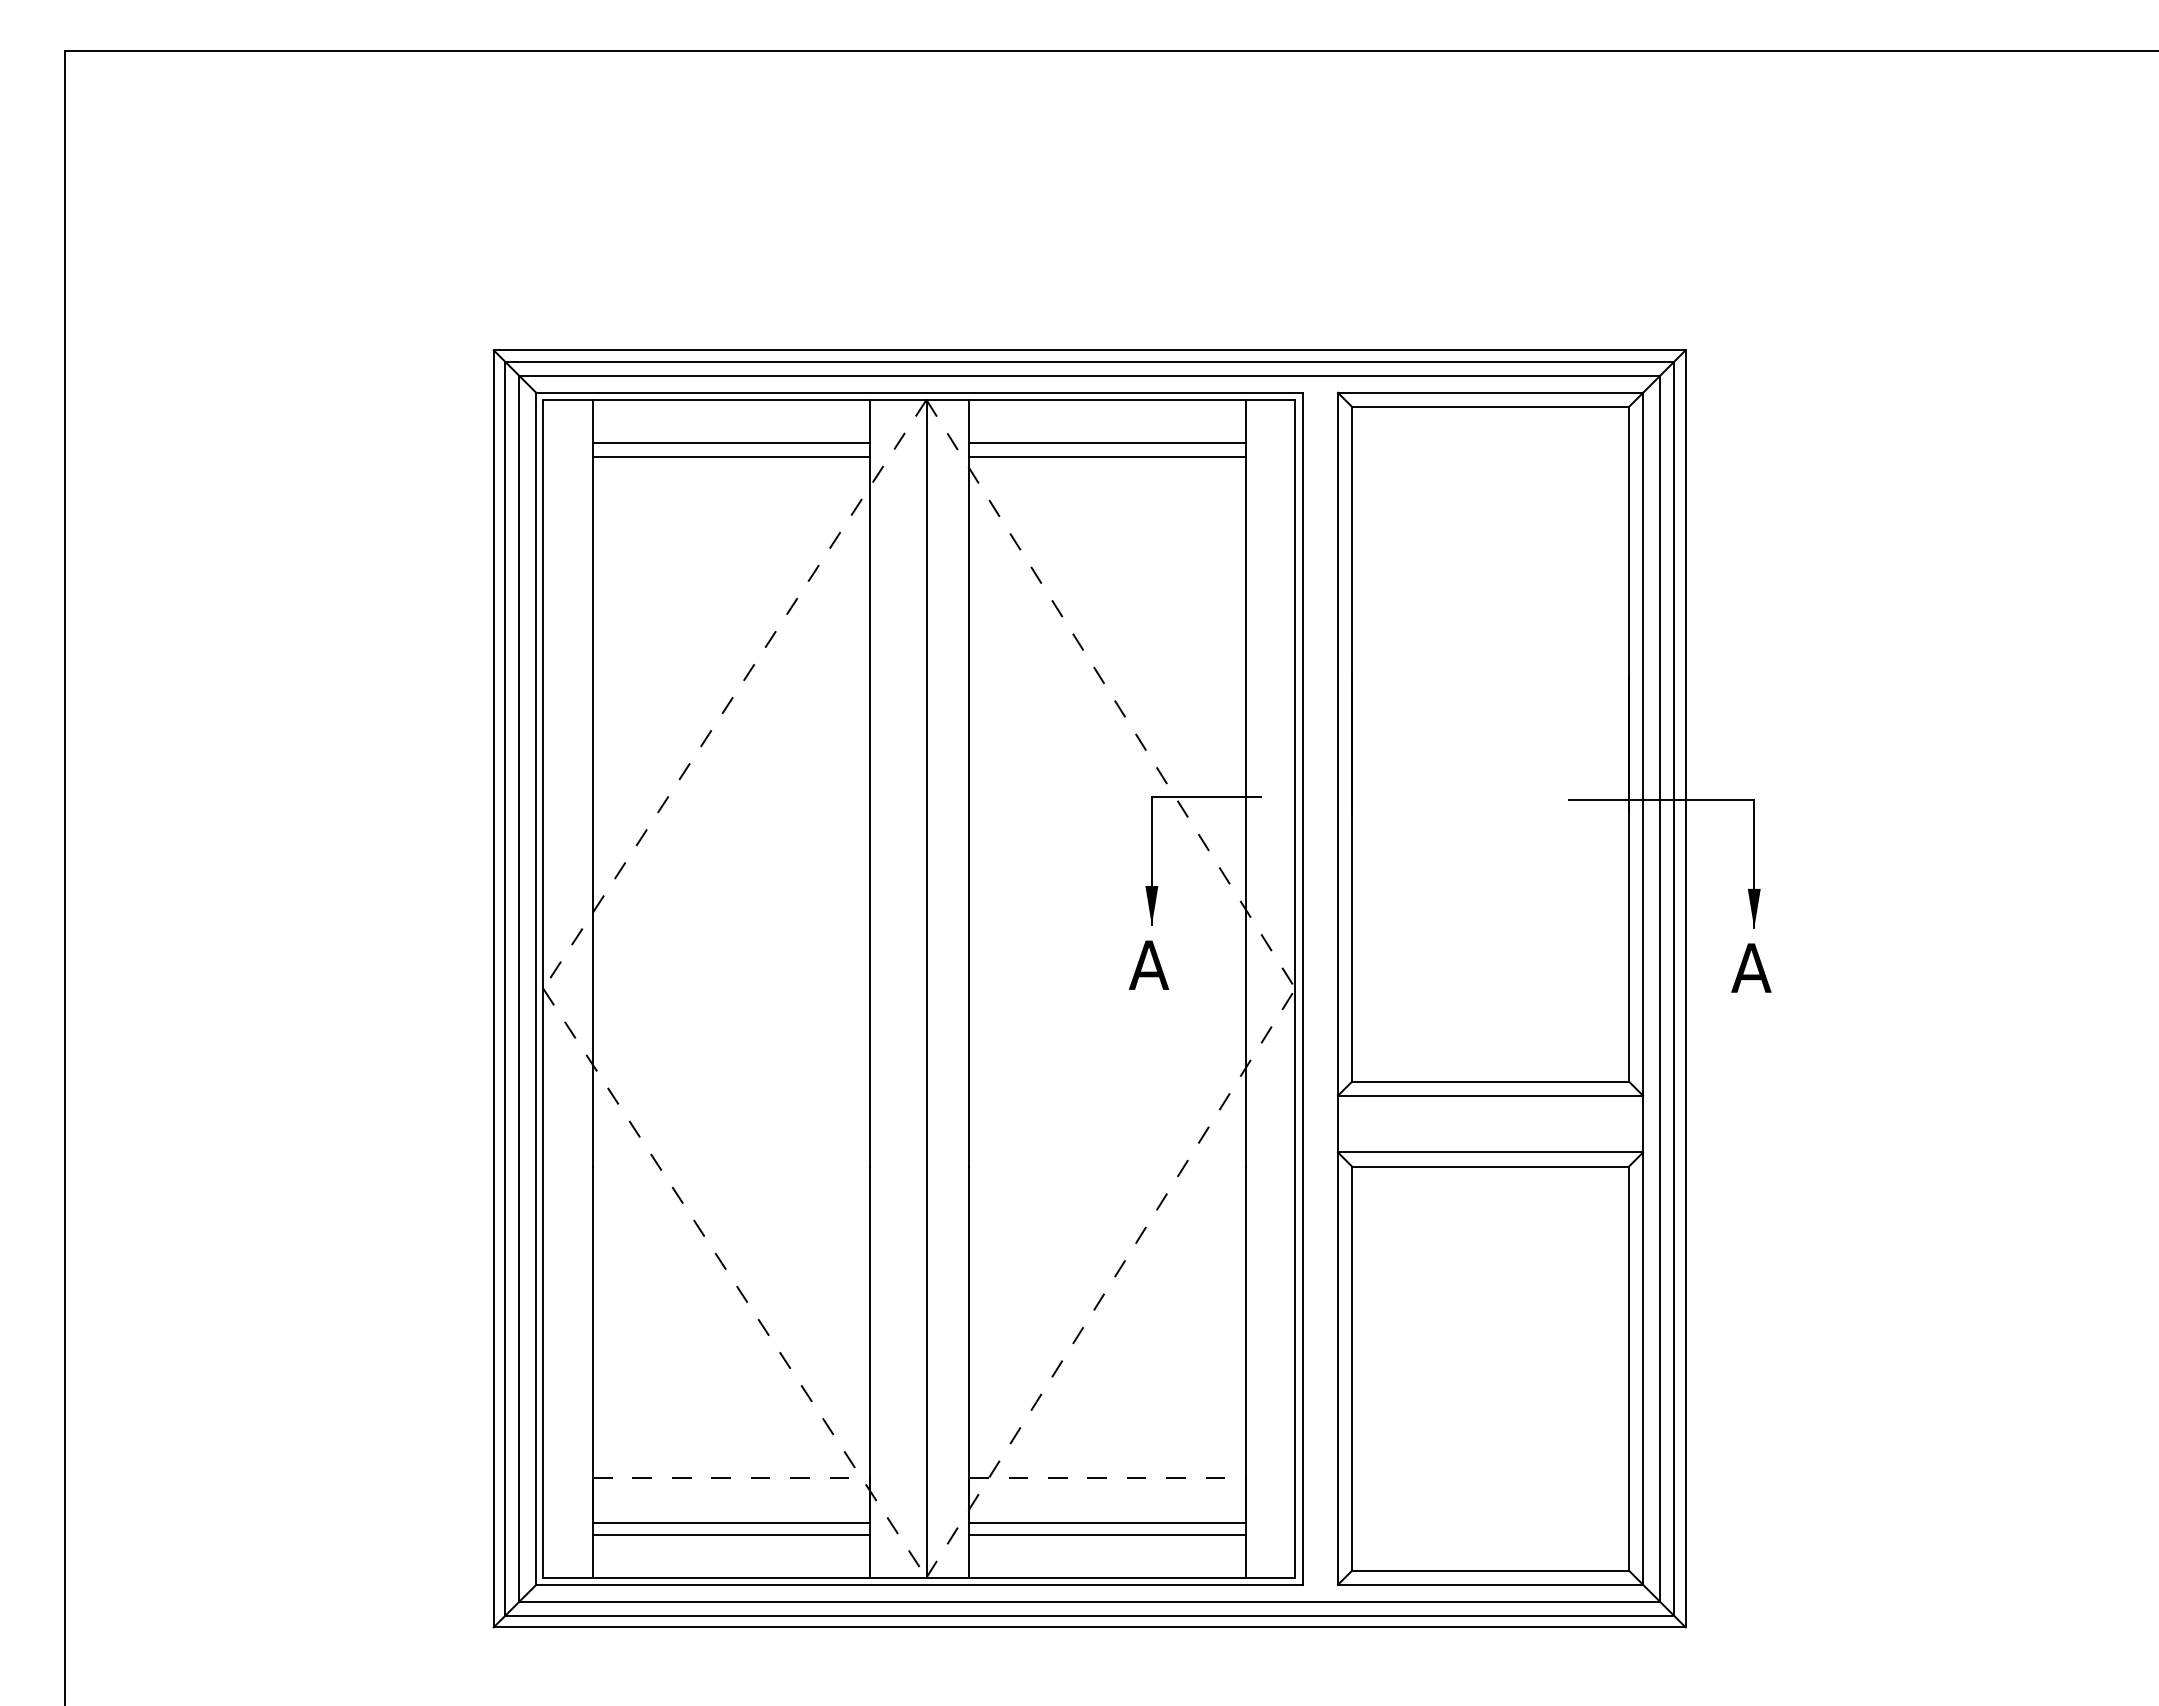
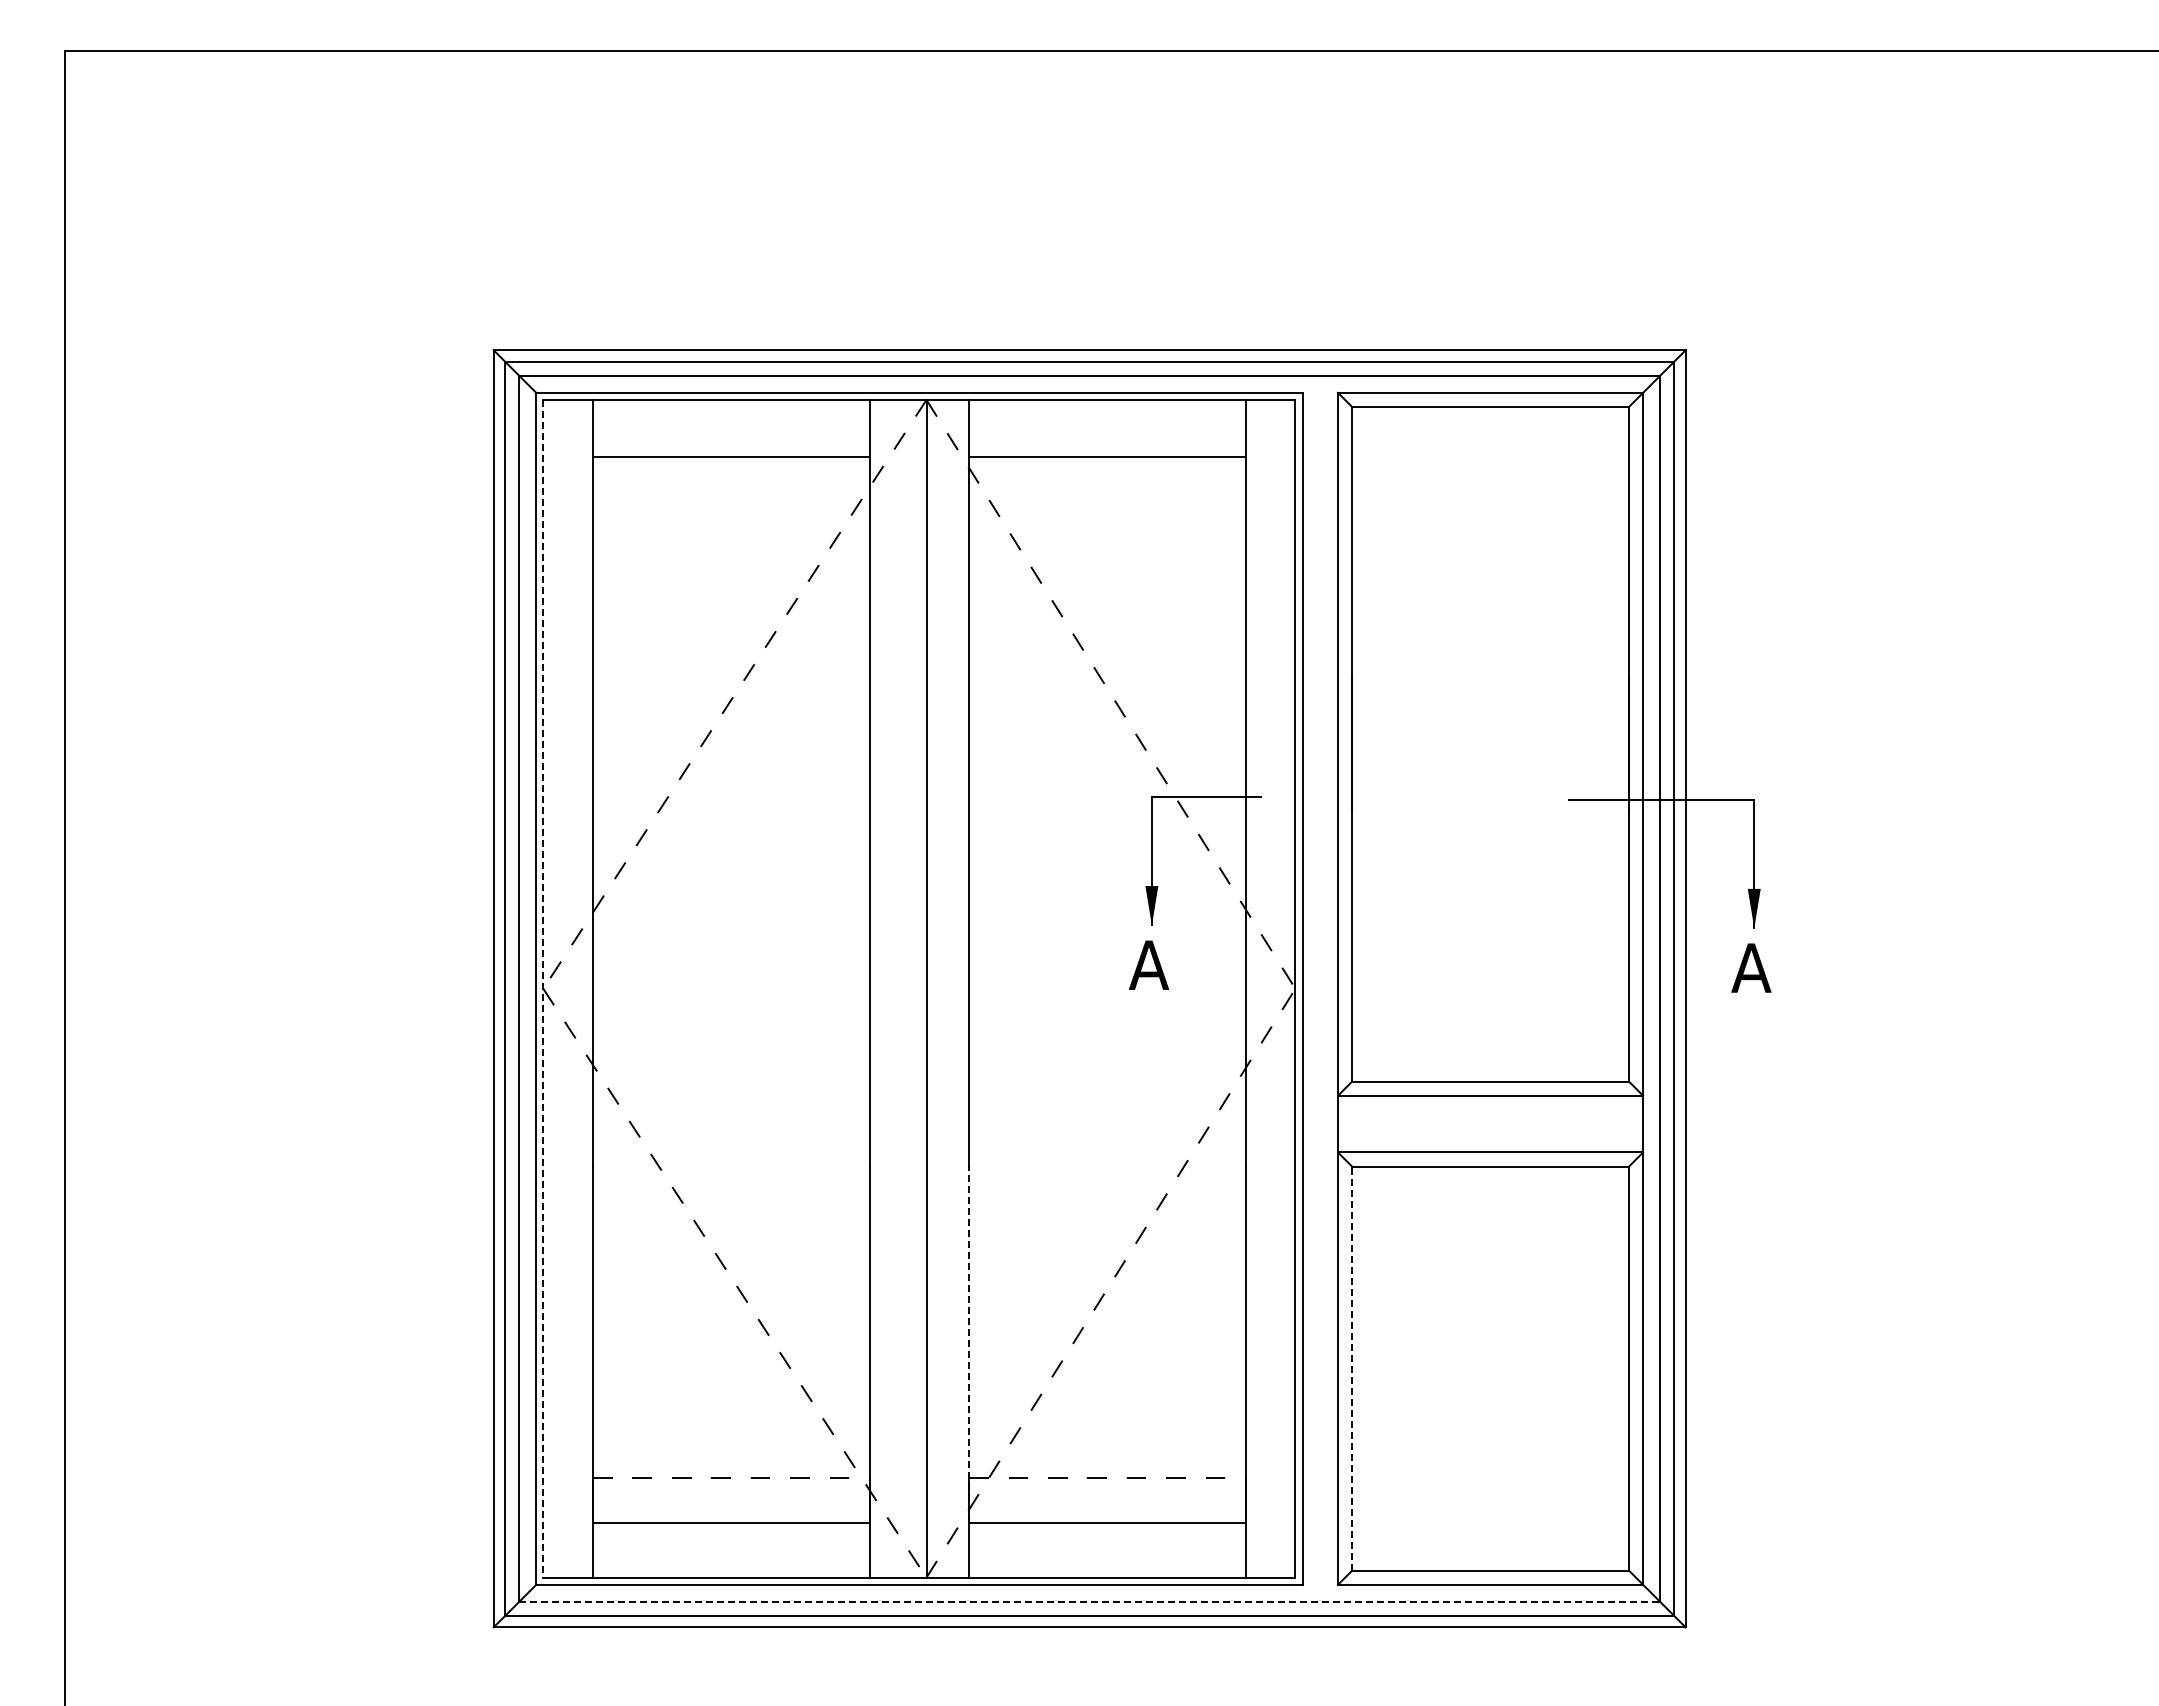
line: present -> none (731, 442)
line: present -> none (1107, 442)
line: solid -> dashed (543, 988)
line: solid -> dashed (969, 1344)
line: solid -> dashed (1352, 1368)
line: present -> none (731, 1535)
line: present -> none (1107, 1535)
line: solid -> dashed (1090, 1601)
